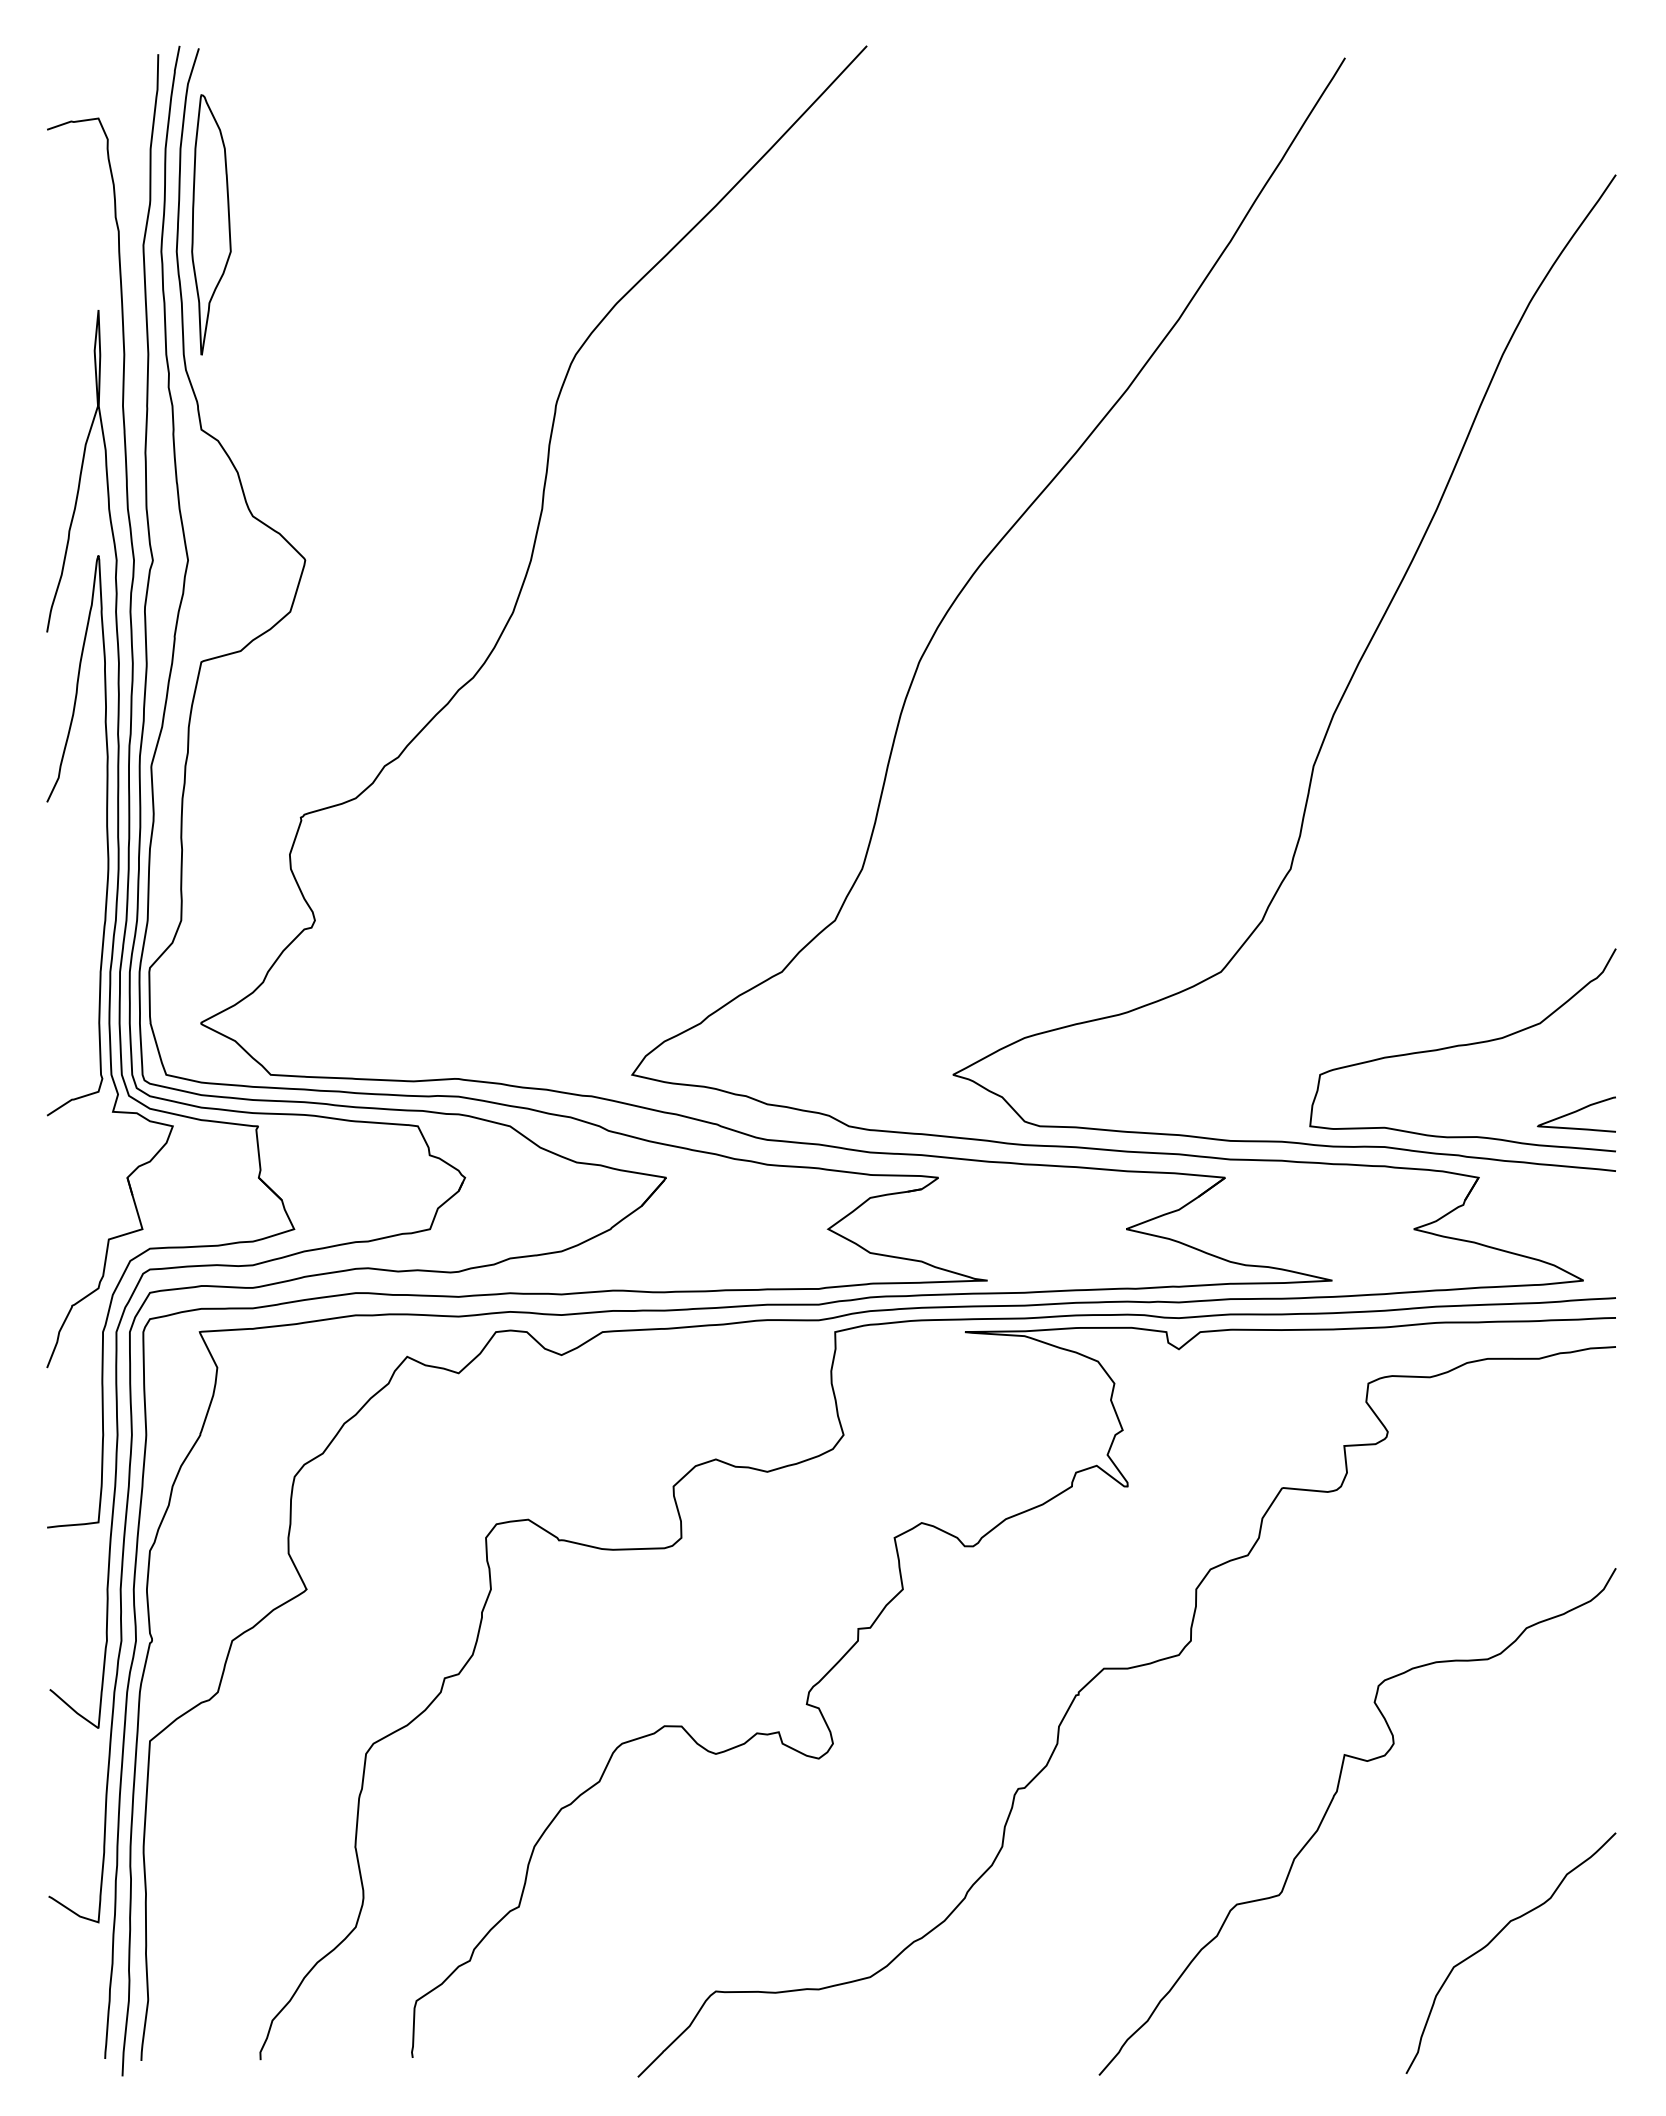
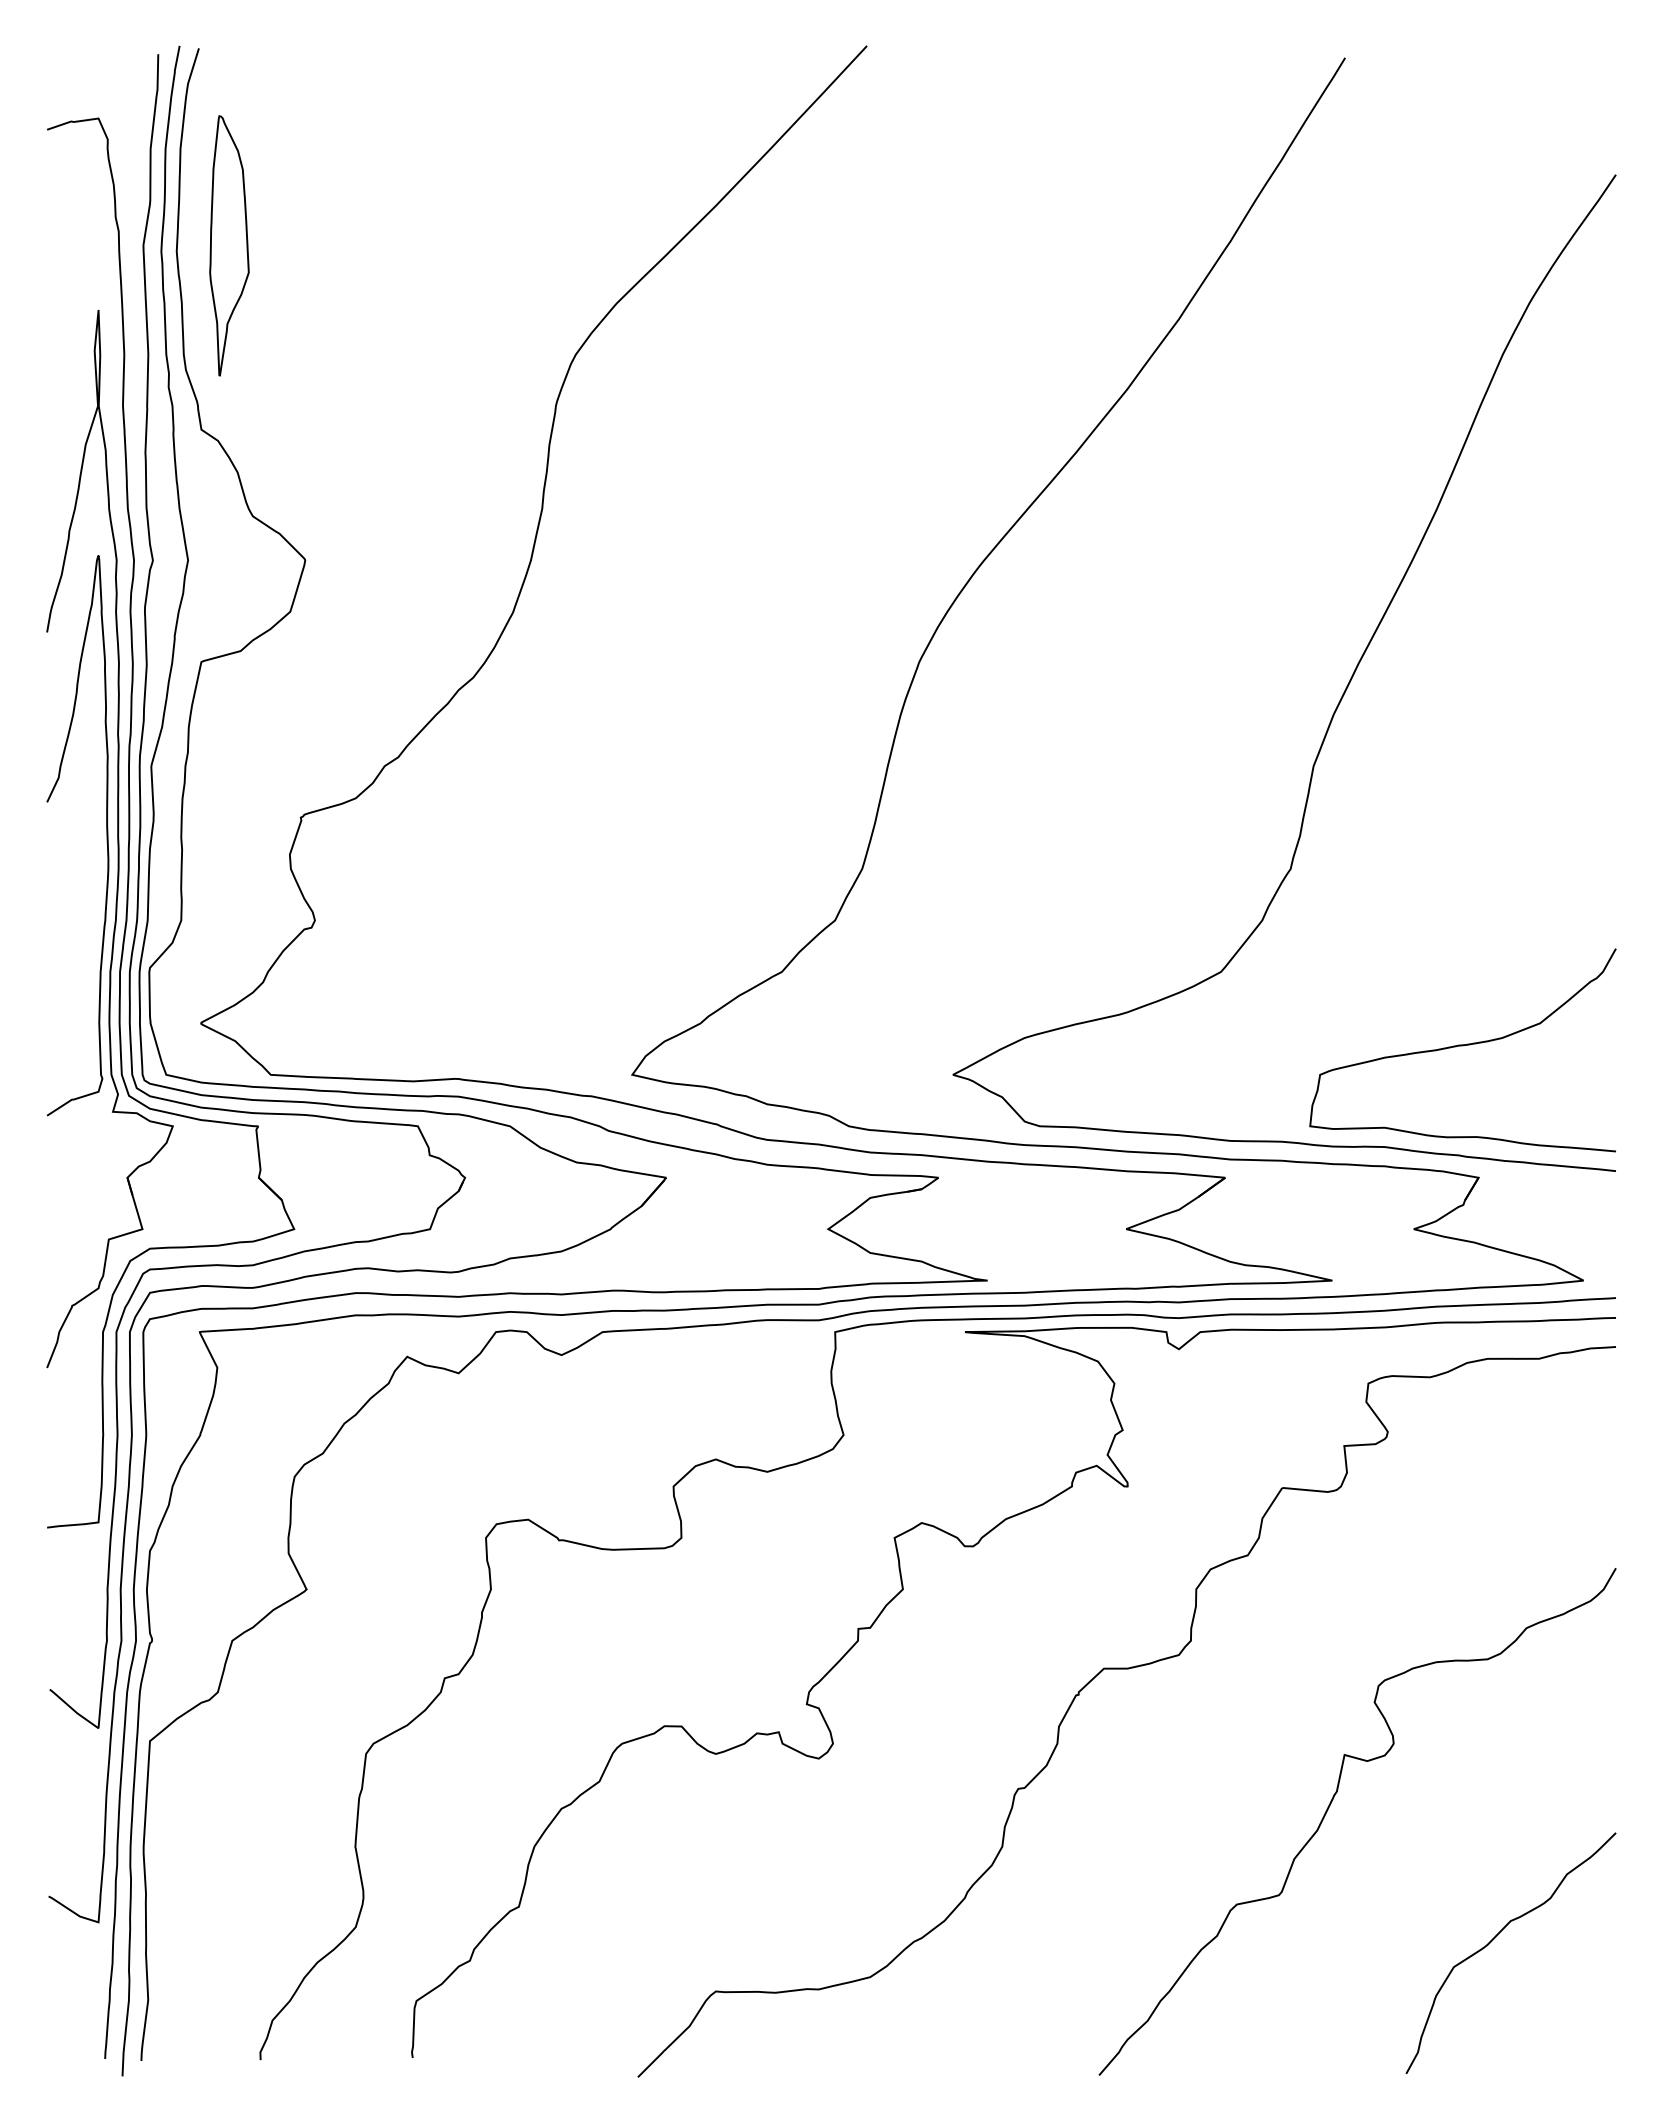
part position: (211, 224) -> (229, 245) (229, 245)
curve: present -> none (1576, 1112)
